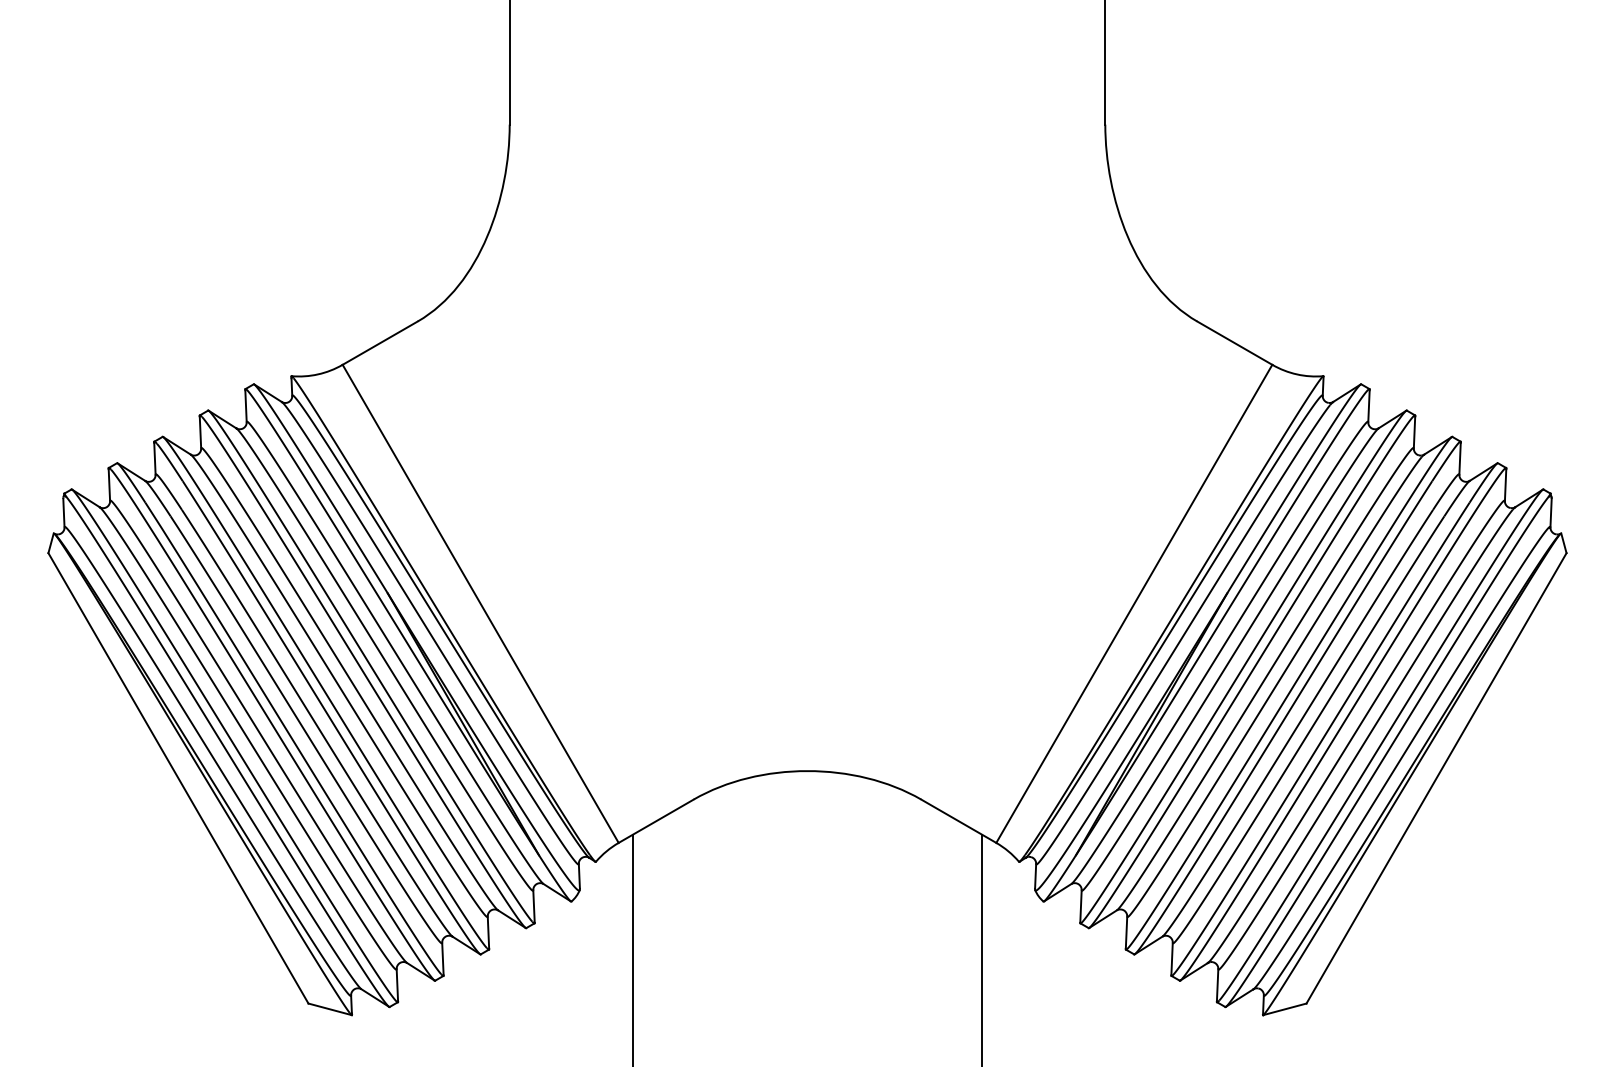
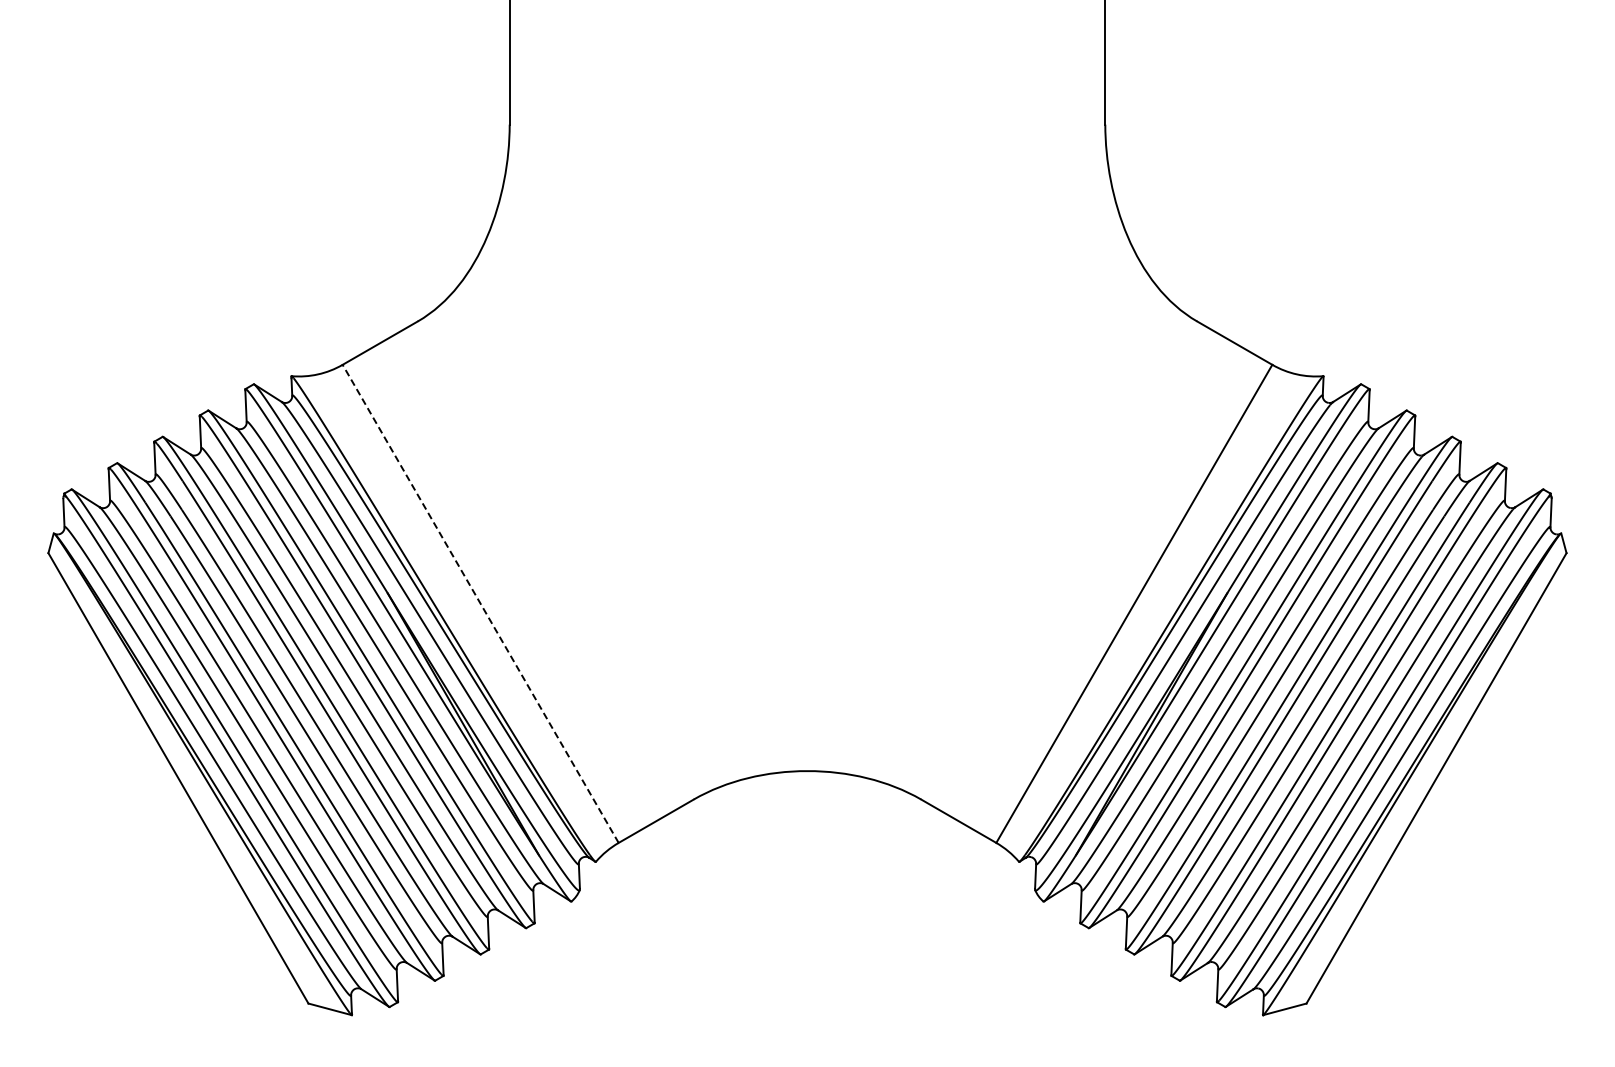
line: solid -> dashed (480, 603)
line: present -> none (633, 948)
line: present -> none (981, 948)
